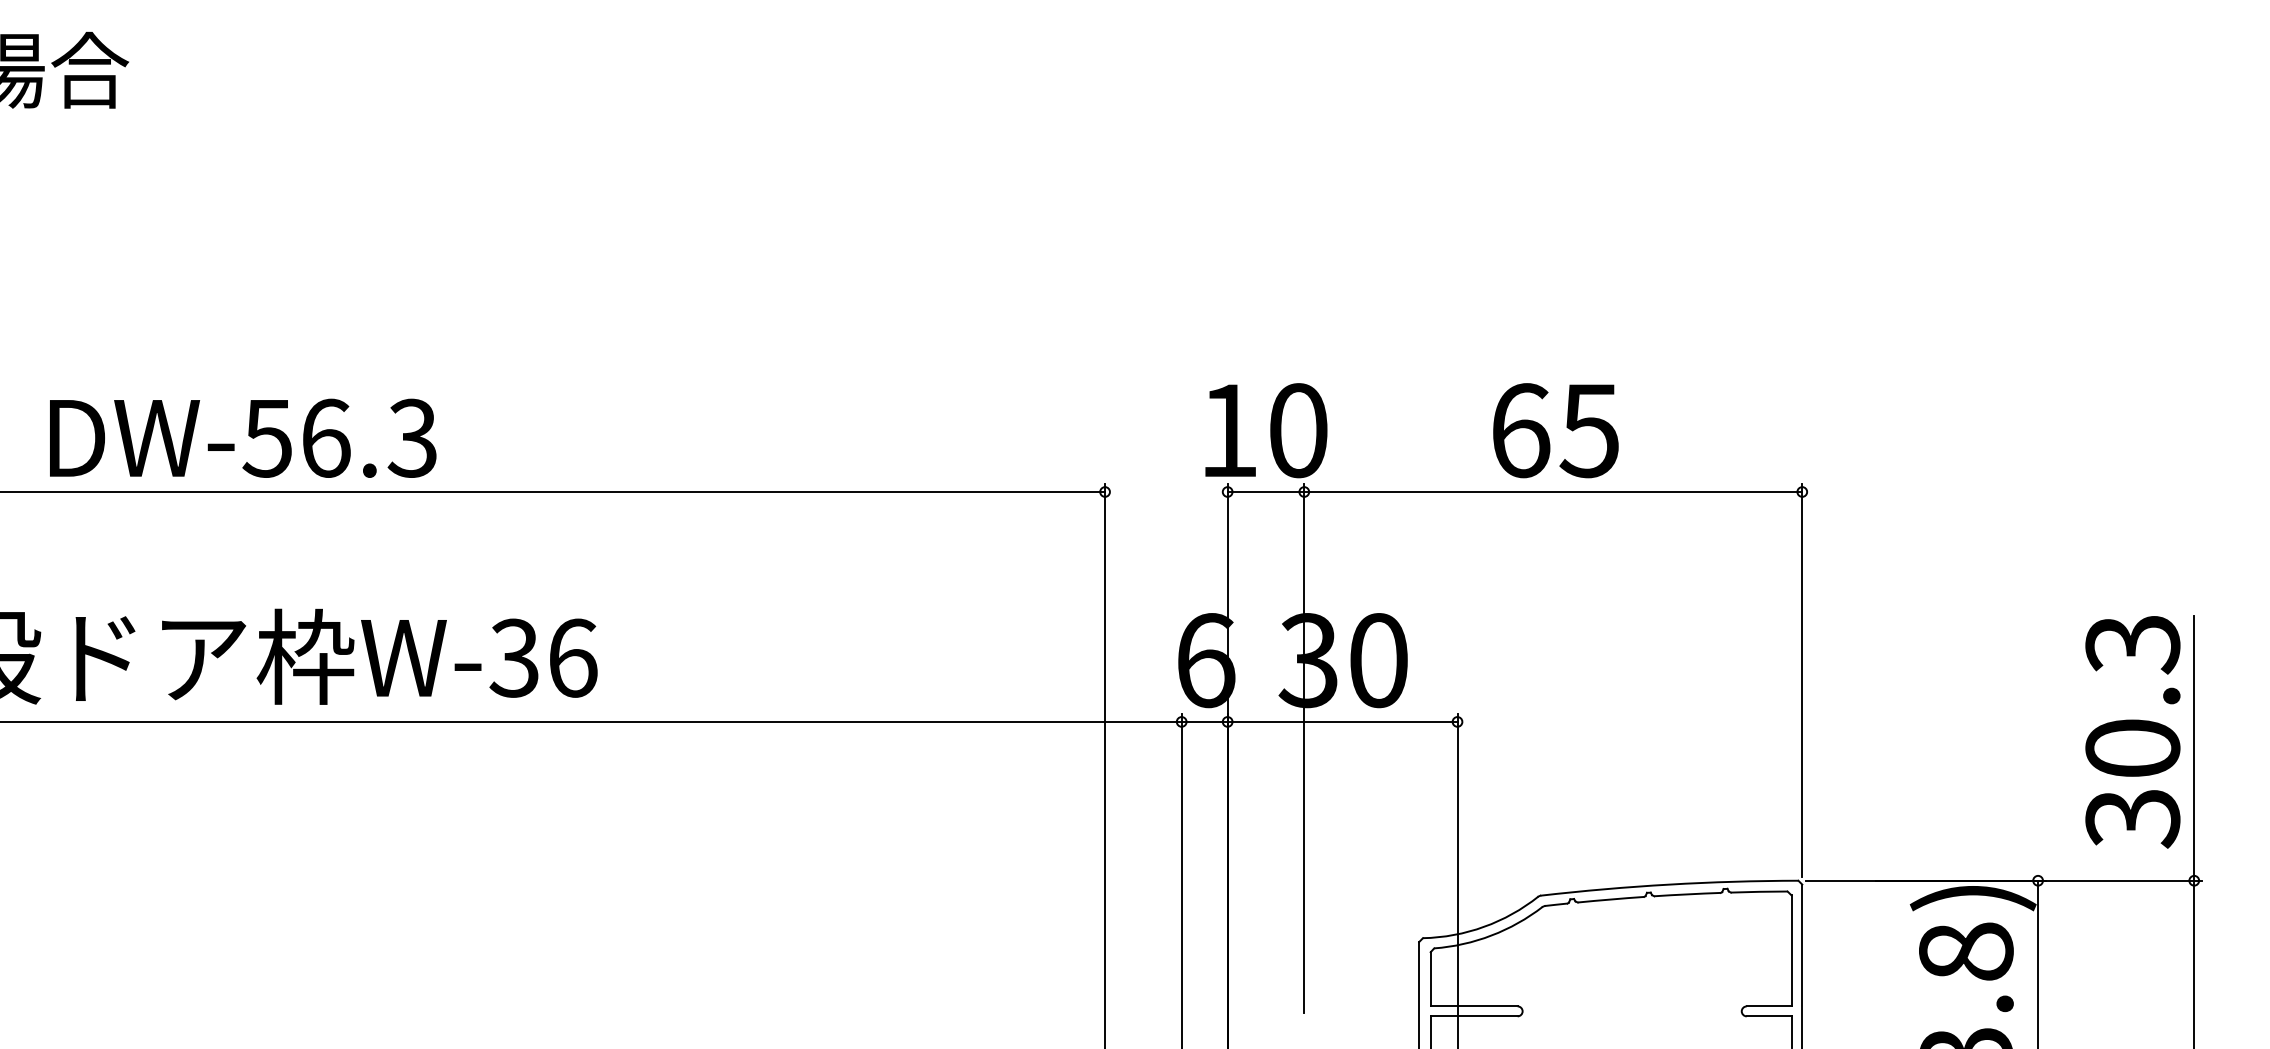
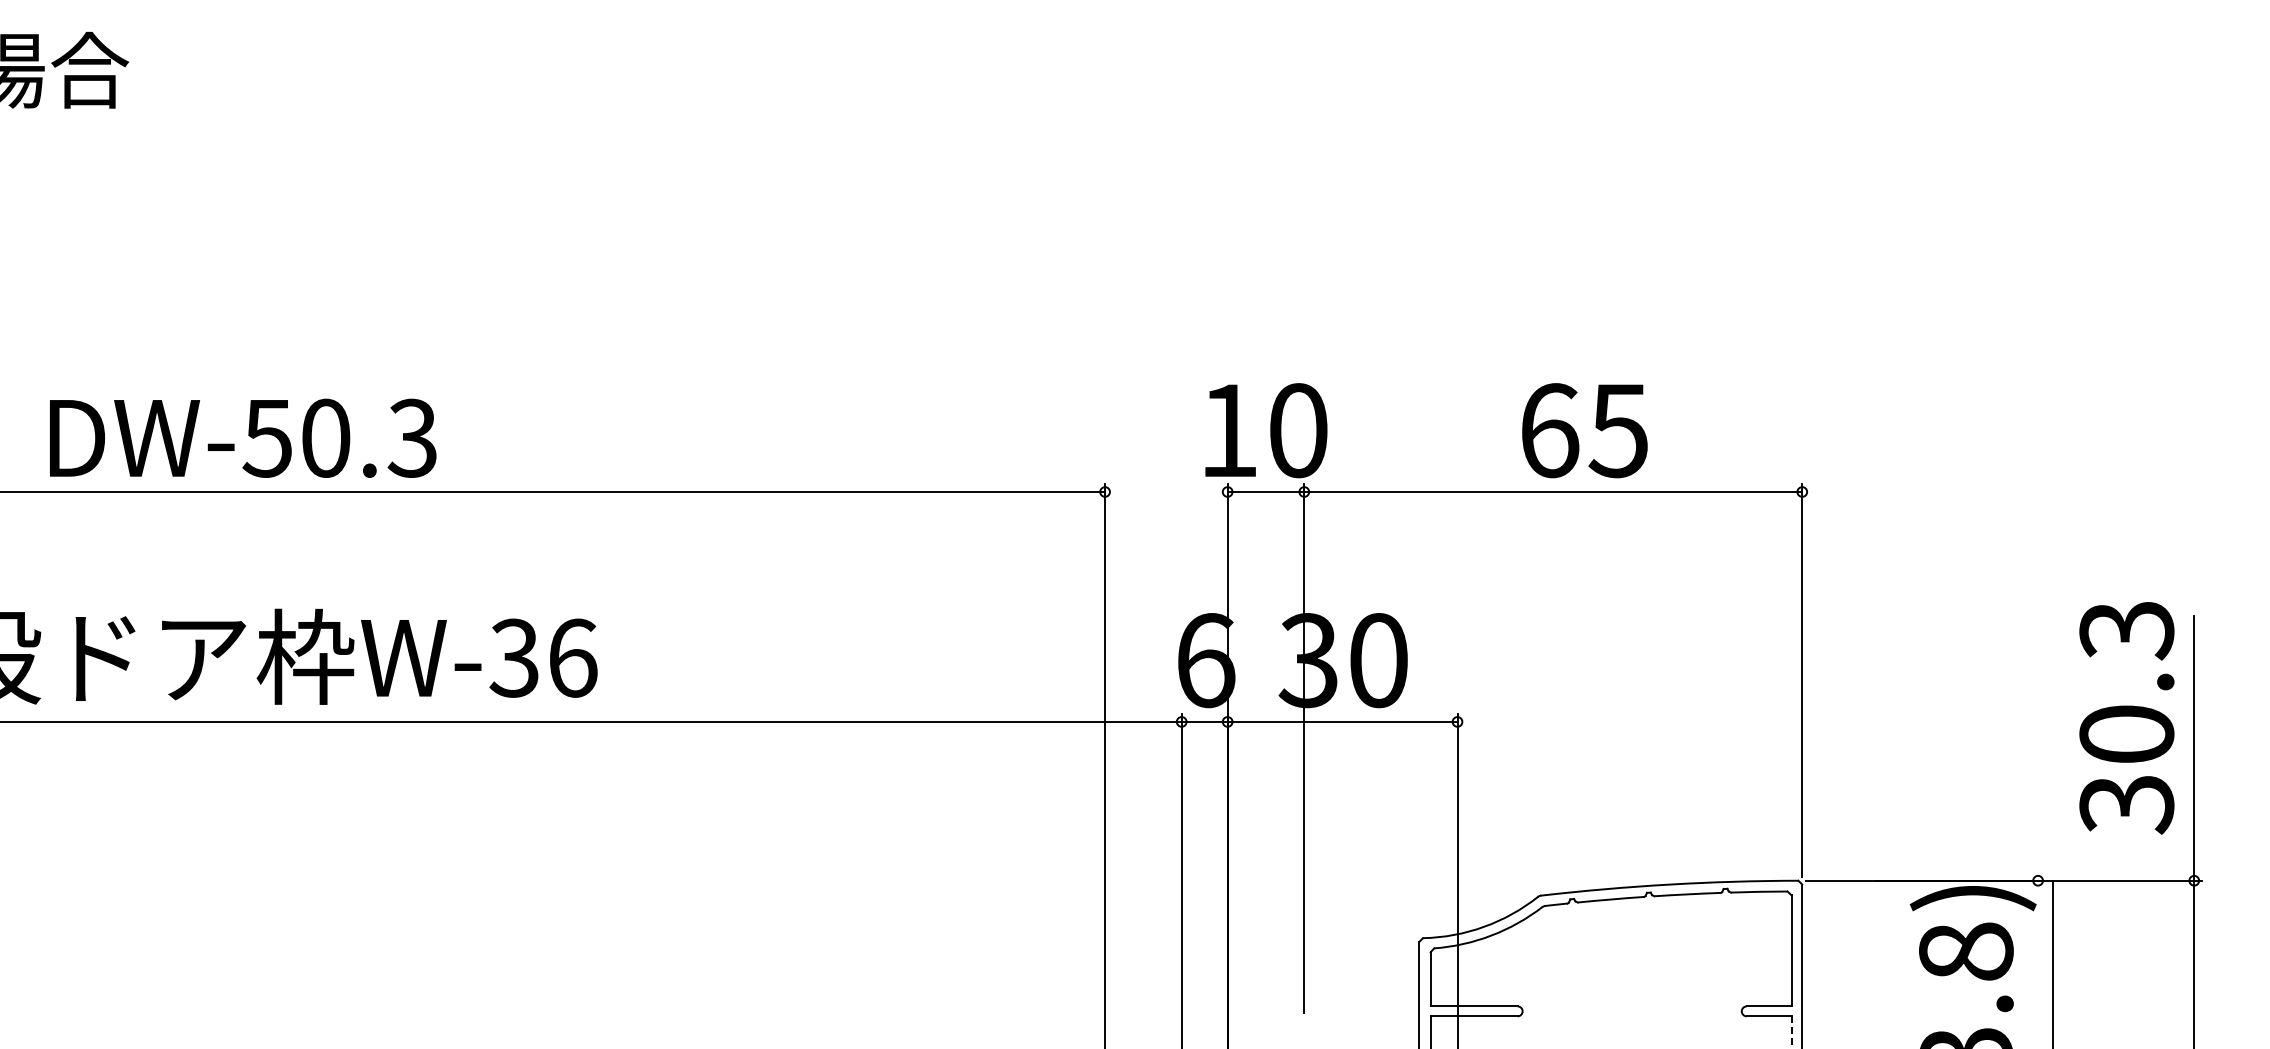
text position: (1555, 430) -> (1584, 430) (1584, 430)
text: DW-56.3 -> DW-50.3 (326, 437)
text position: (2132, 732) -> (2126, 718) (2126, 718)
line position: (2038, 962) -> (2053, 962) (2053, 962)
line: solid -> dashed (1791, 1032)
